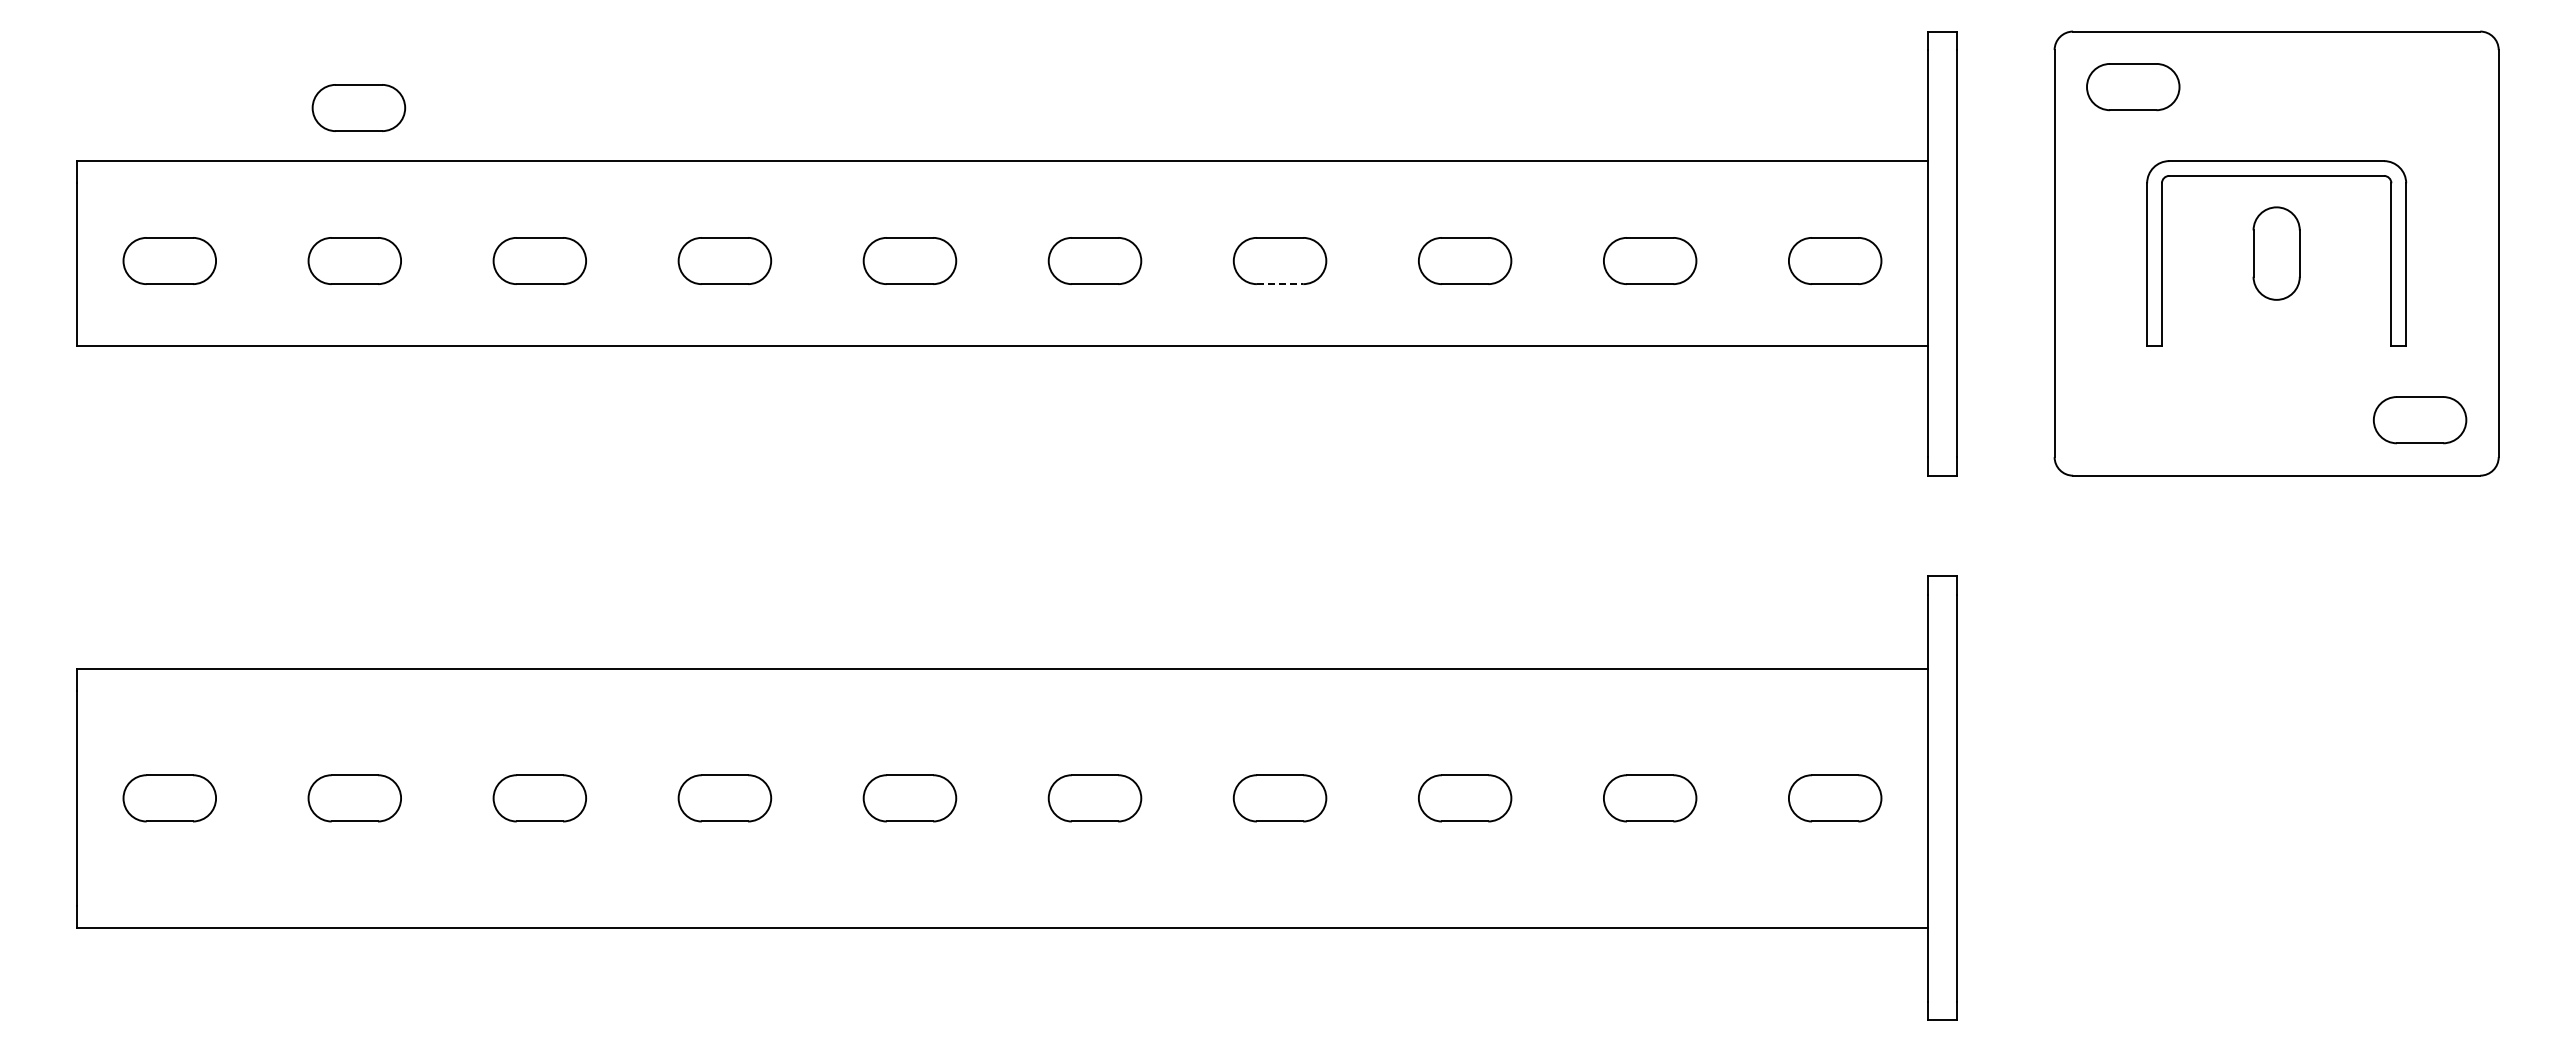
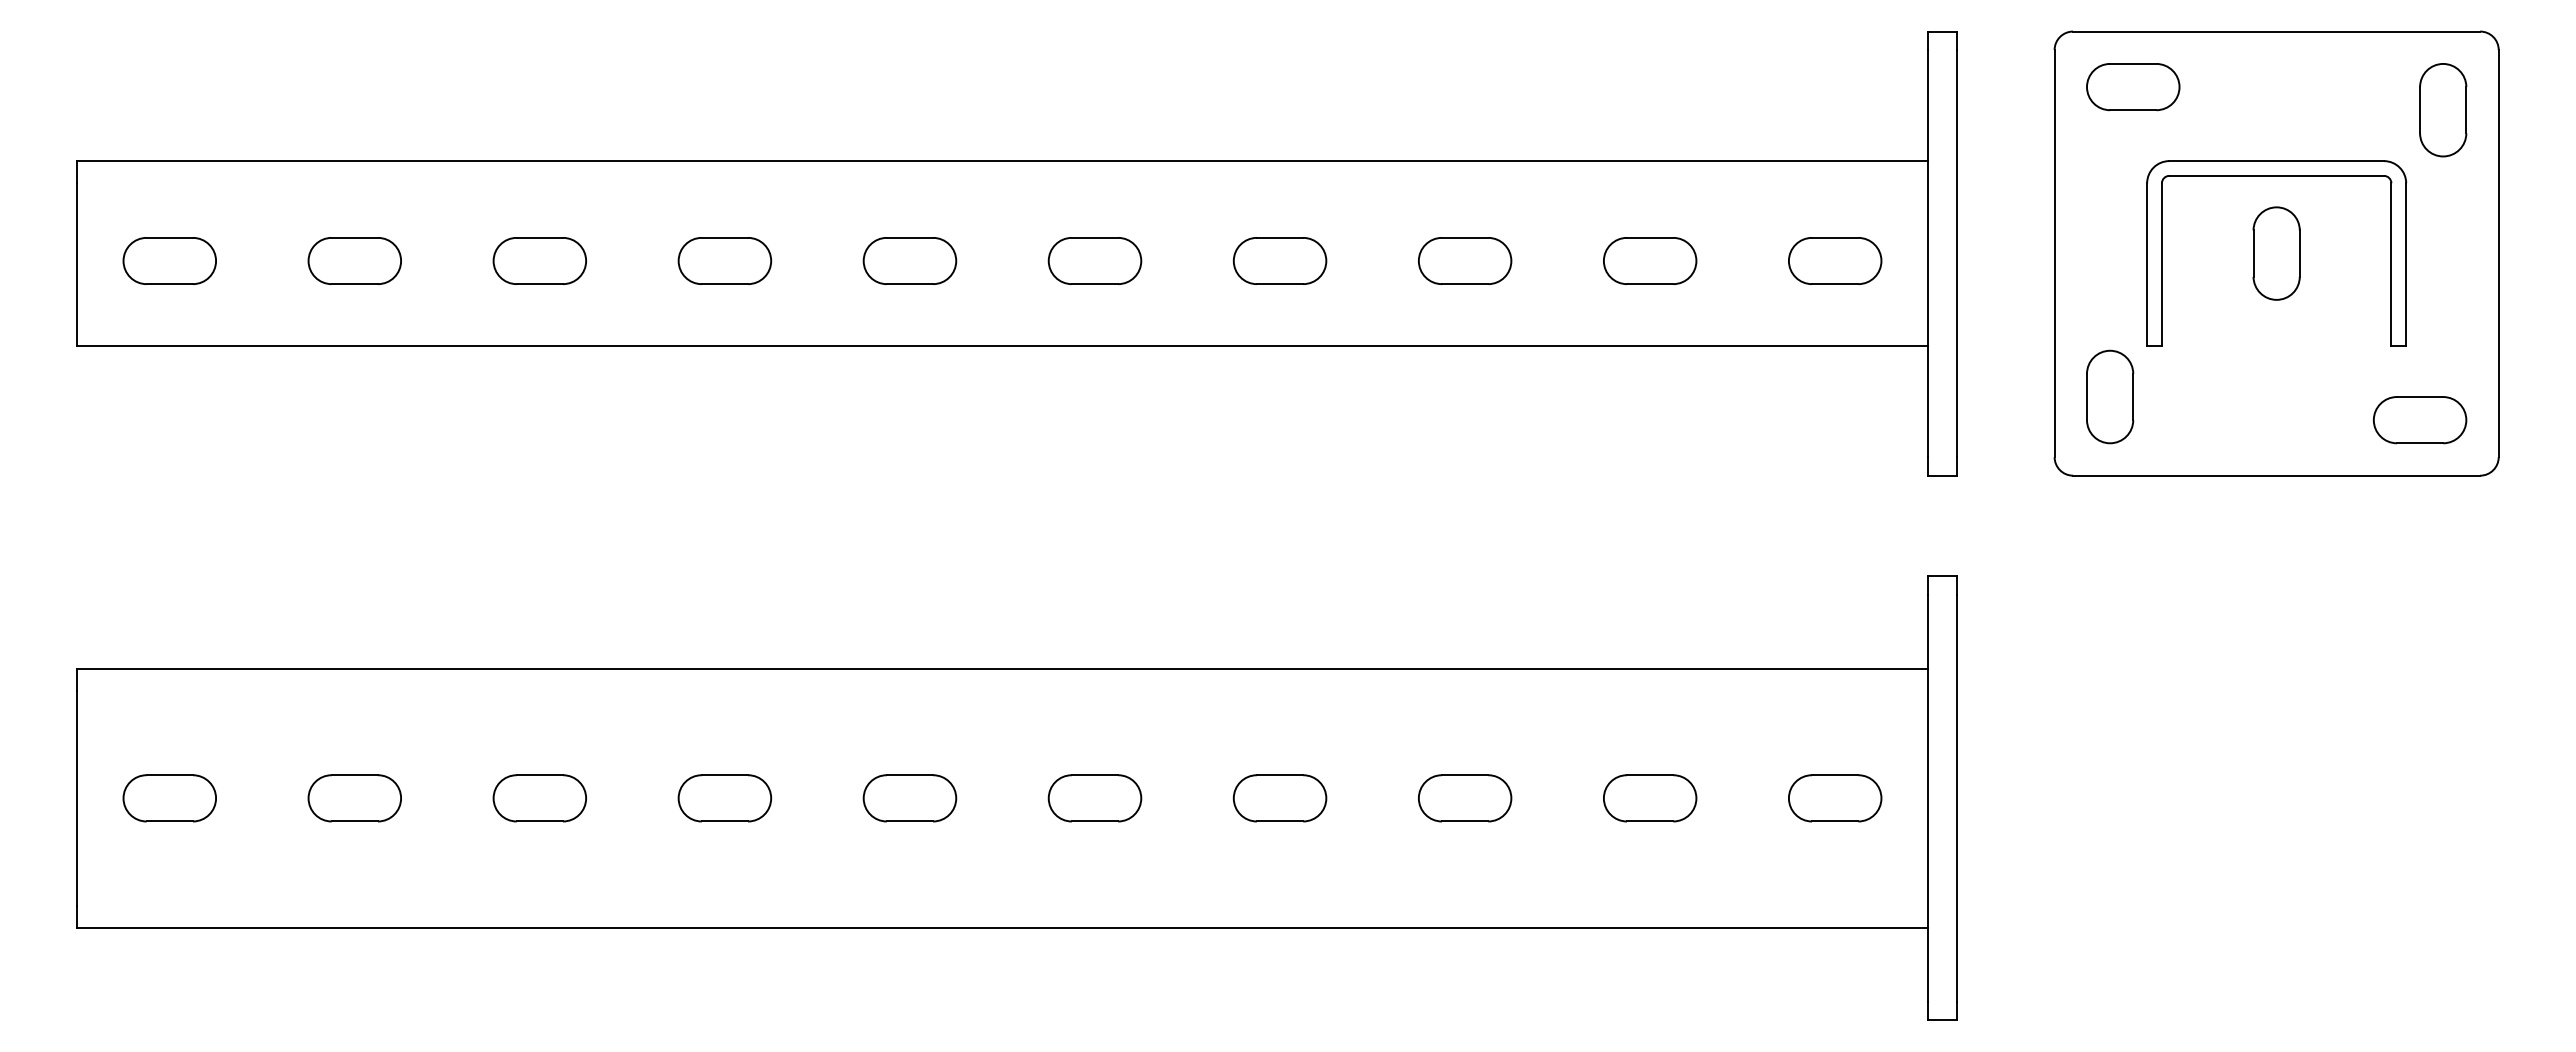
part: present -> none (358, 107)
part: none -> present (2443, 110)
line: dashed -> solid (1280, 284)
part: none -> present (2110, 396)
